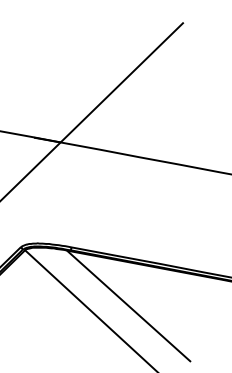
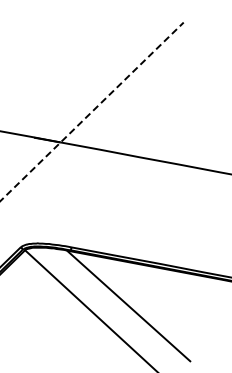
line: solid -> dashed (92, 111)
